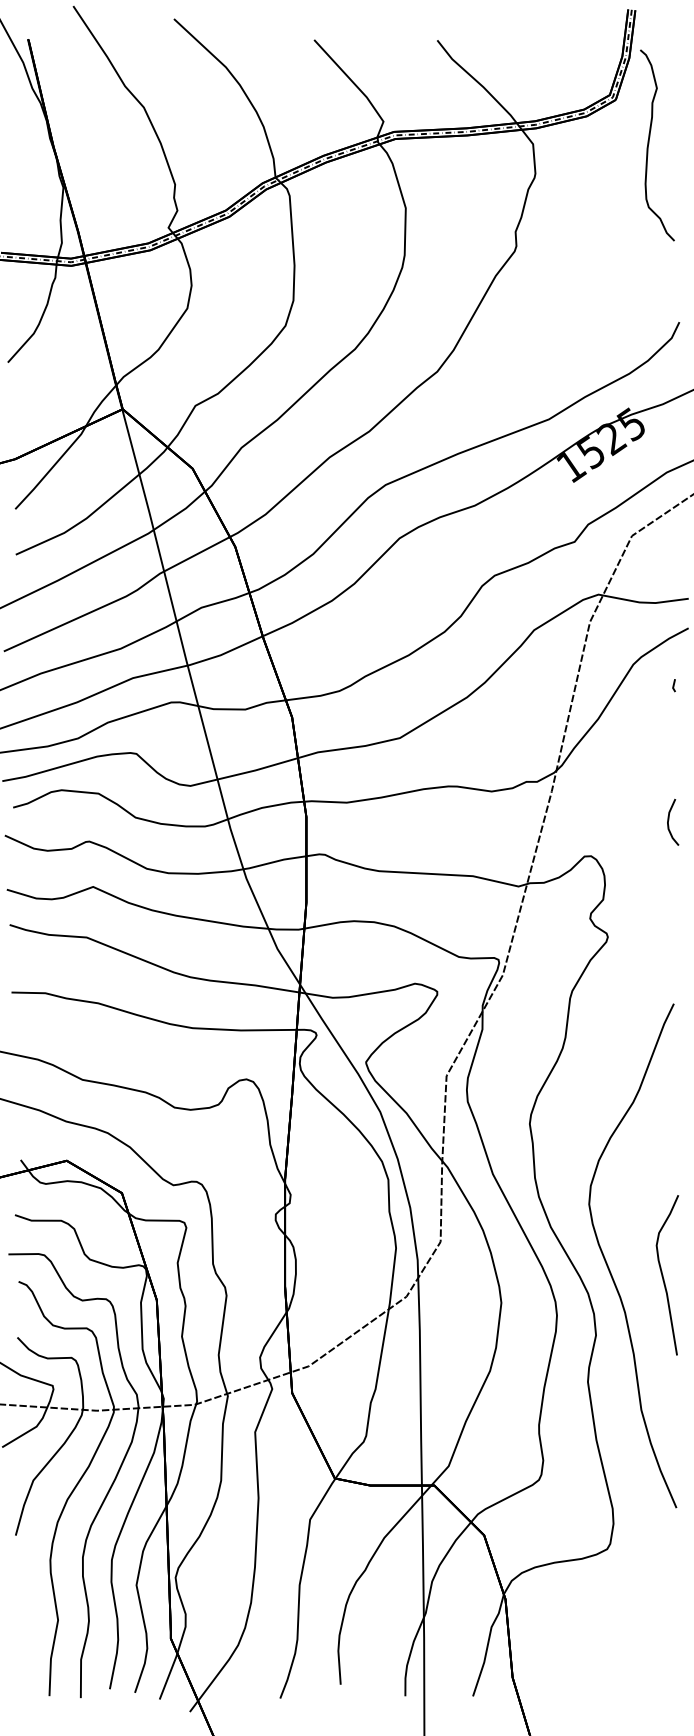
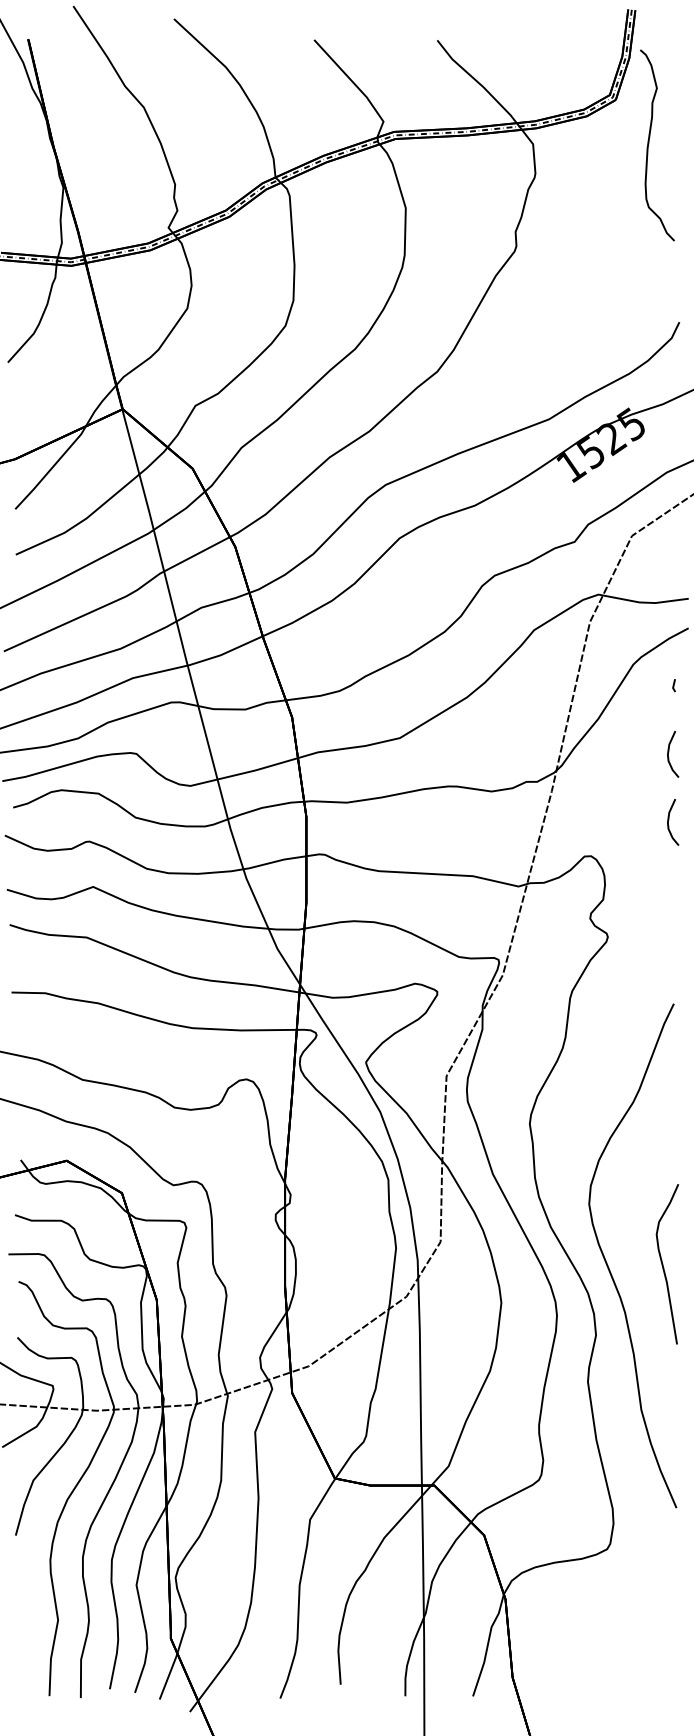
curve: none -> present (669, 752)
curve position: (663, 1275) -> (663, 1264) (663, 1264)
